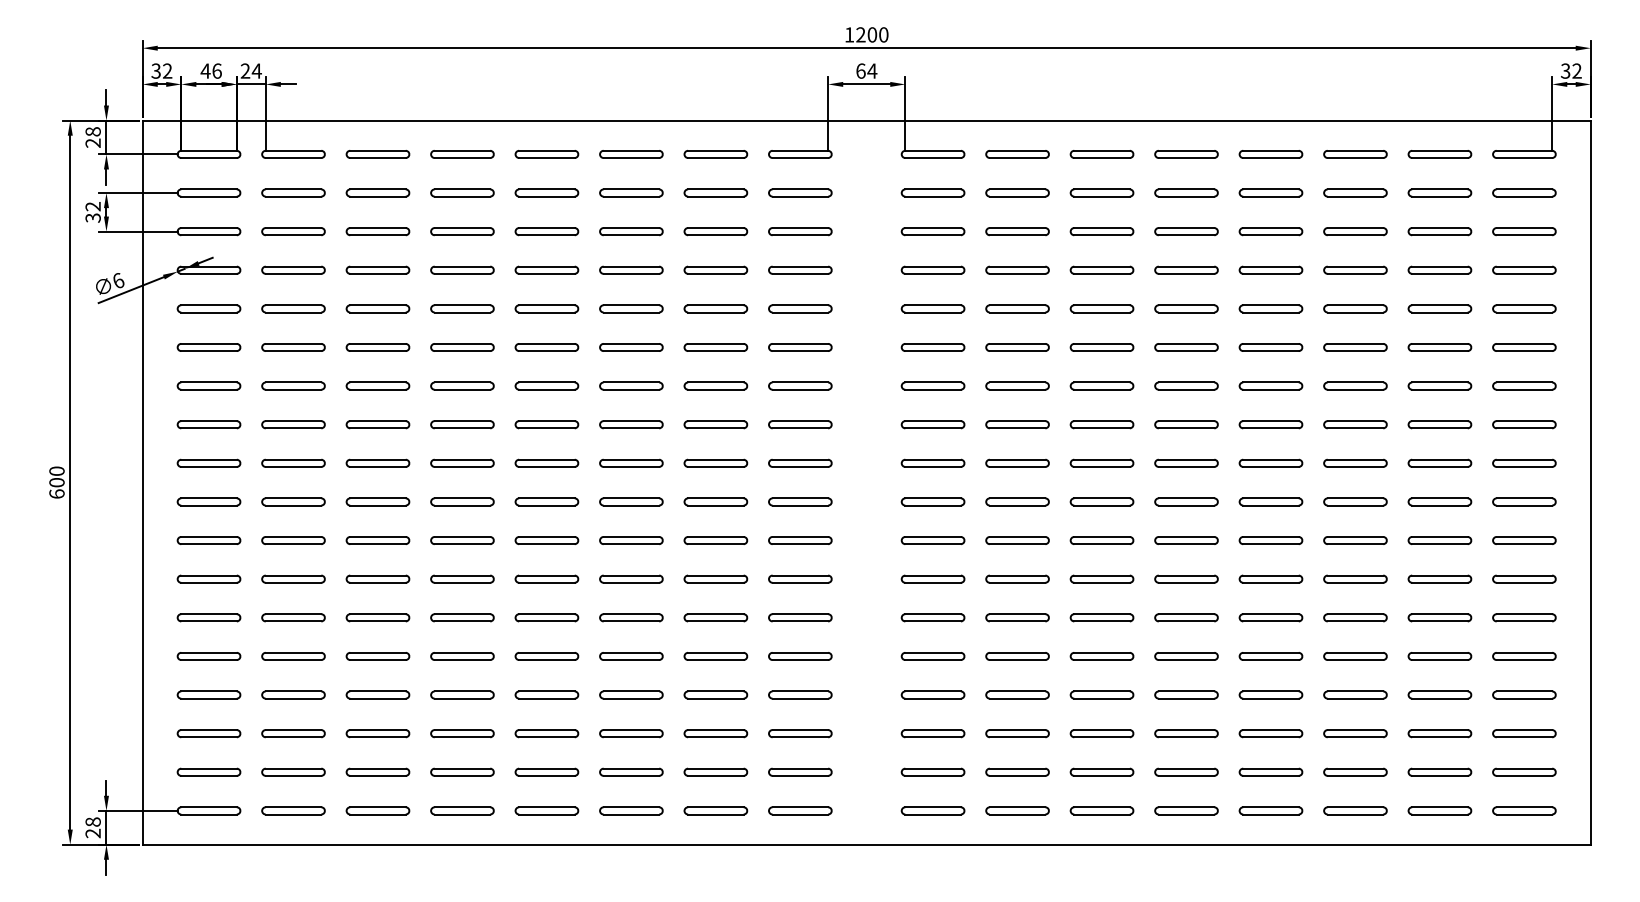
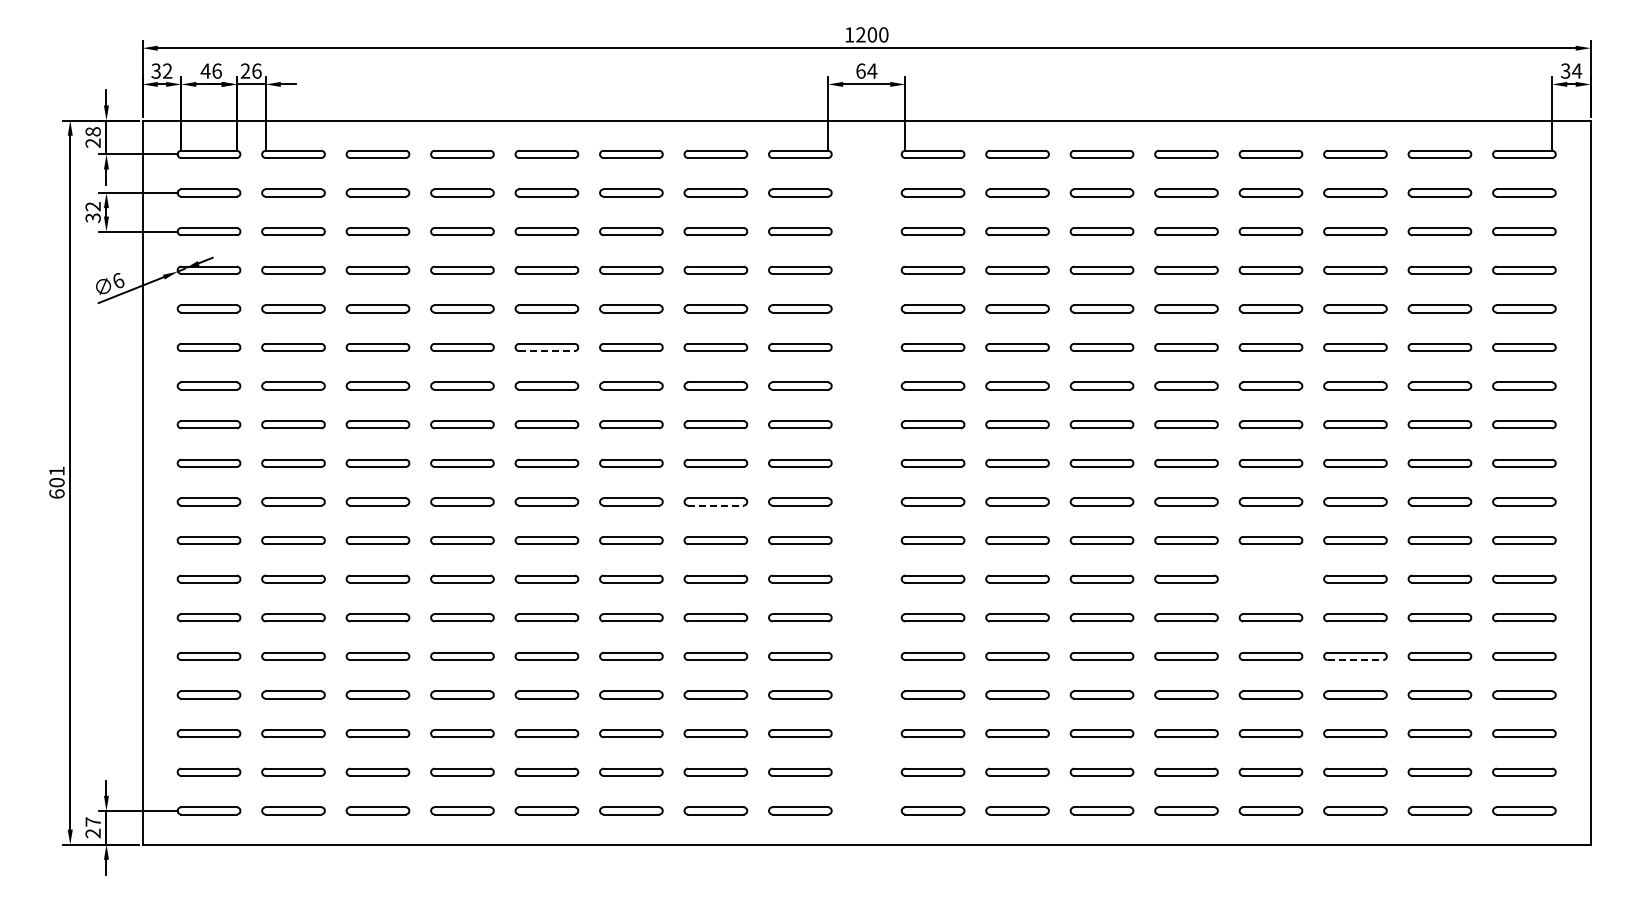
text: 24 -> 26 (256, 70)
text: 32 -> 34 (1577, 70)
line: solid -> dashed (546, 351)
text: 600 -> 601 (56, 470)
line: solid -> dashed (715, 505)
part: present -> none (1270, 578)
line: solid -> dashed (1355, 660)
text: 28 -> 27 (92, 821)
